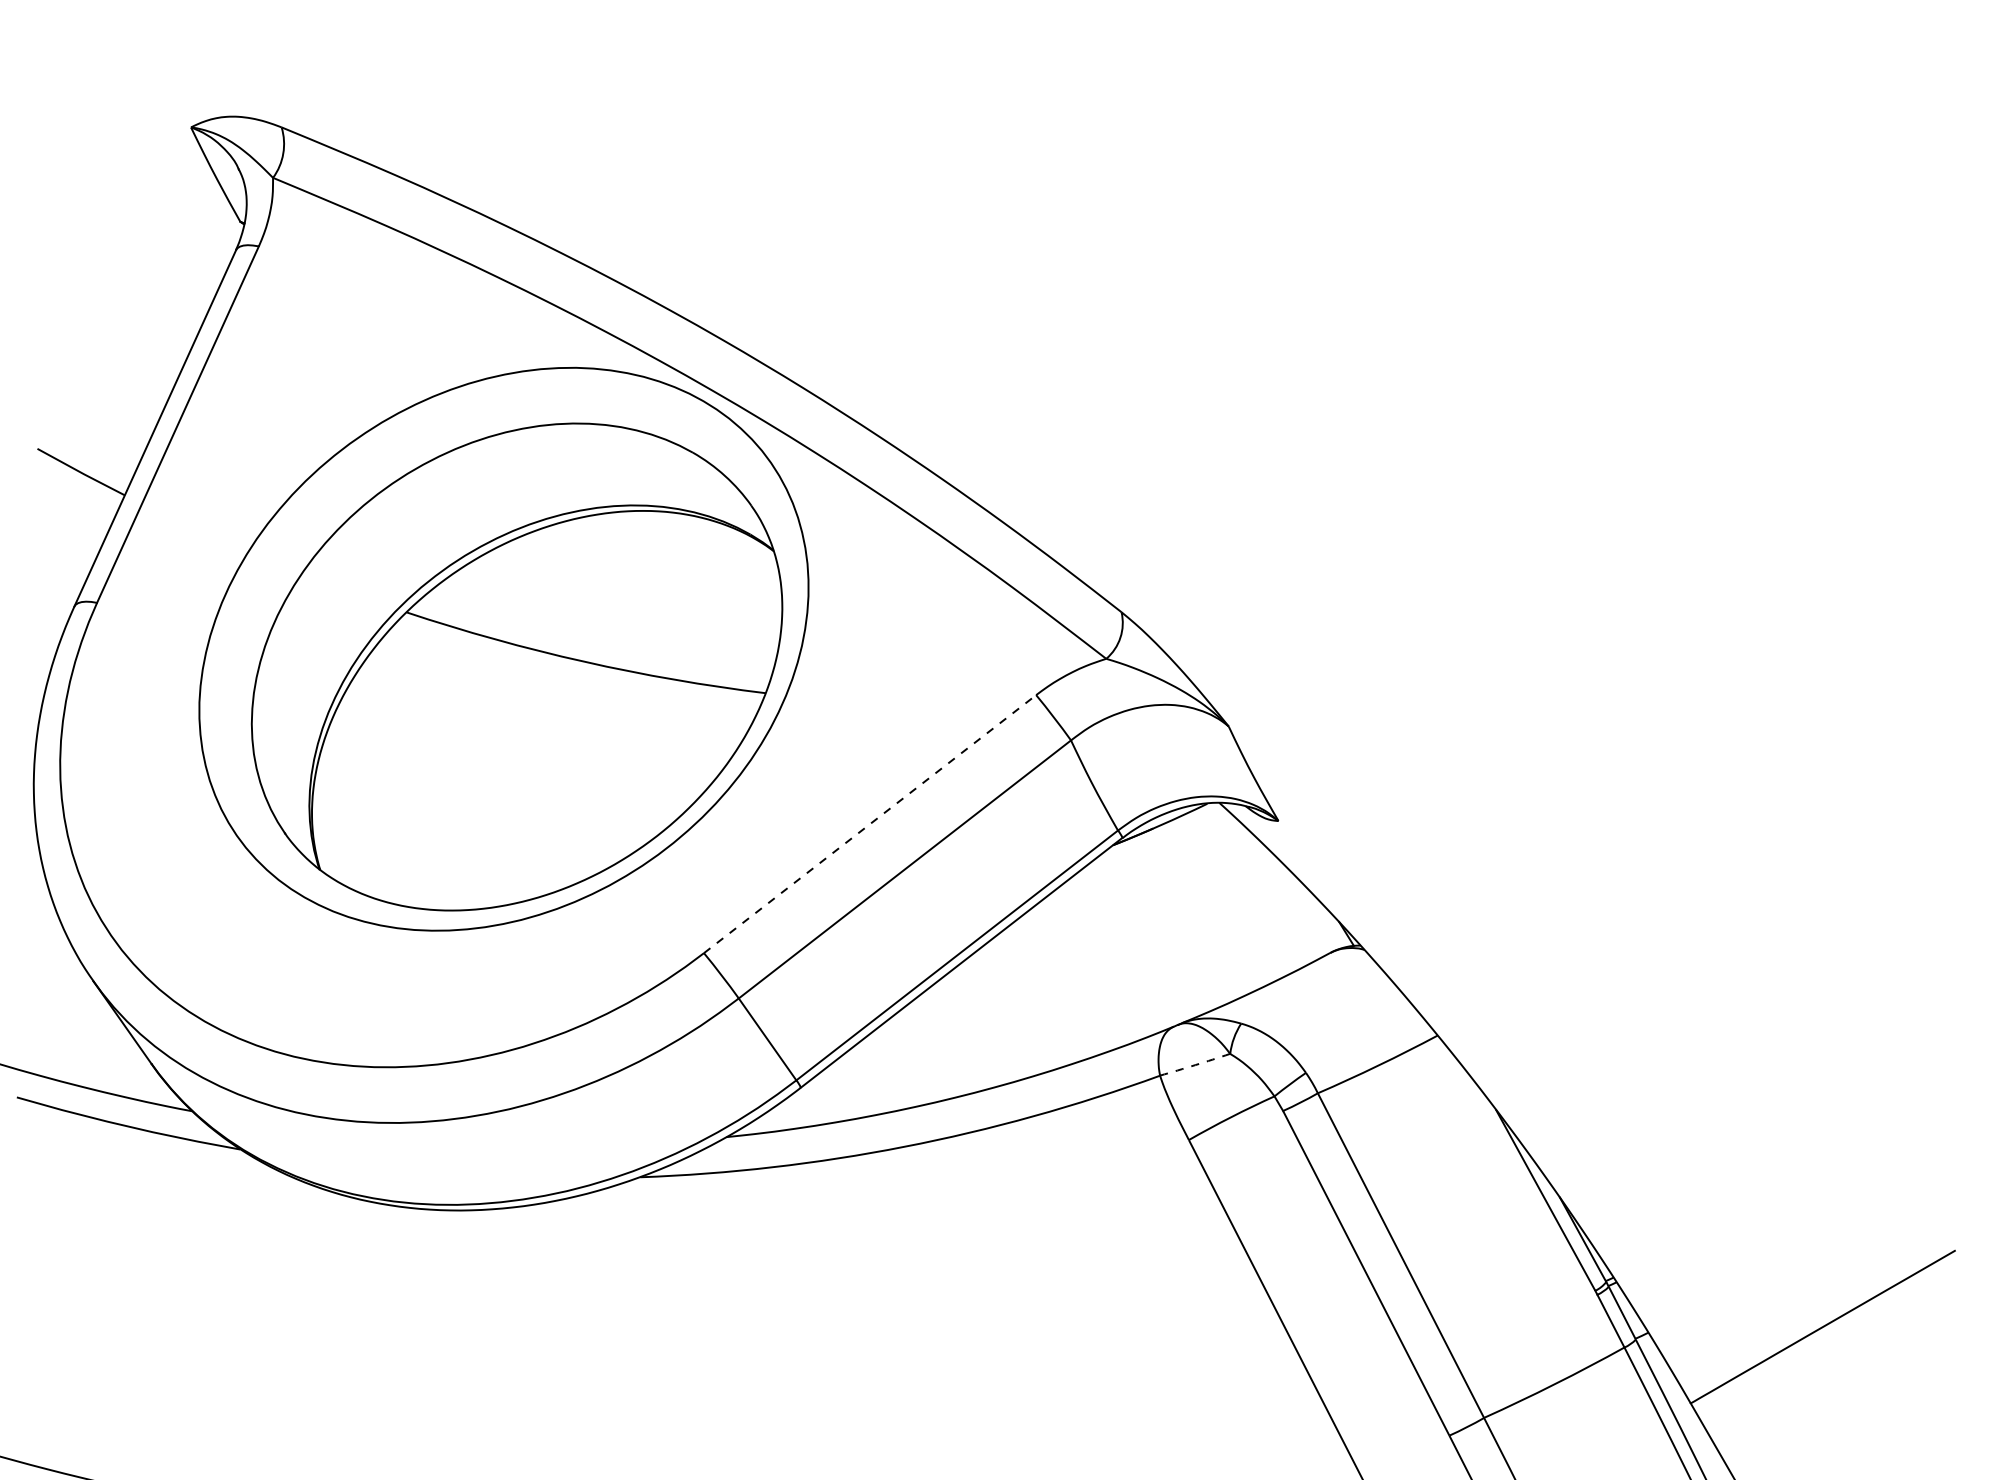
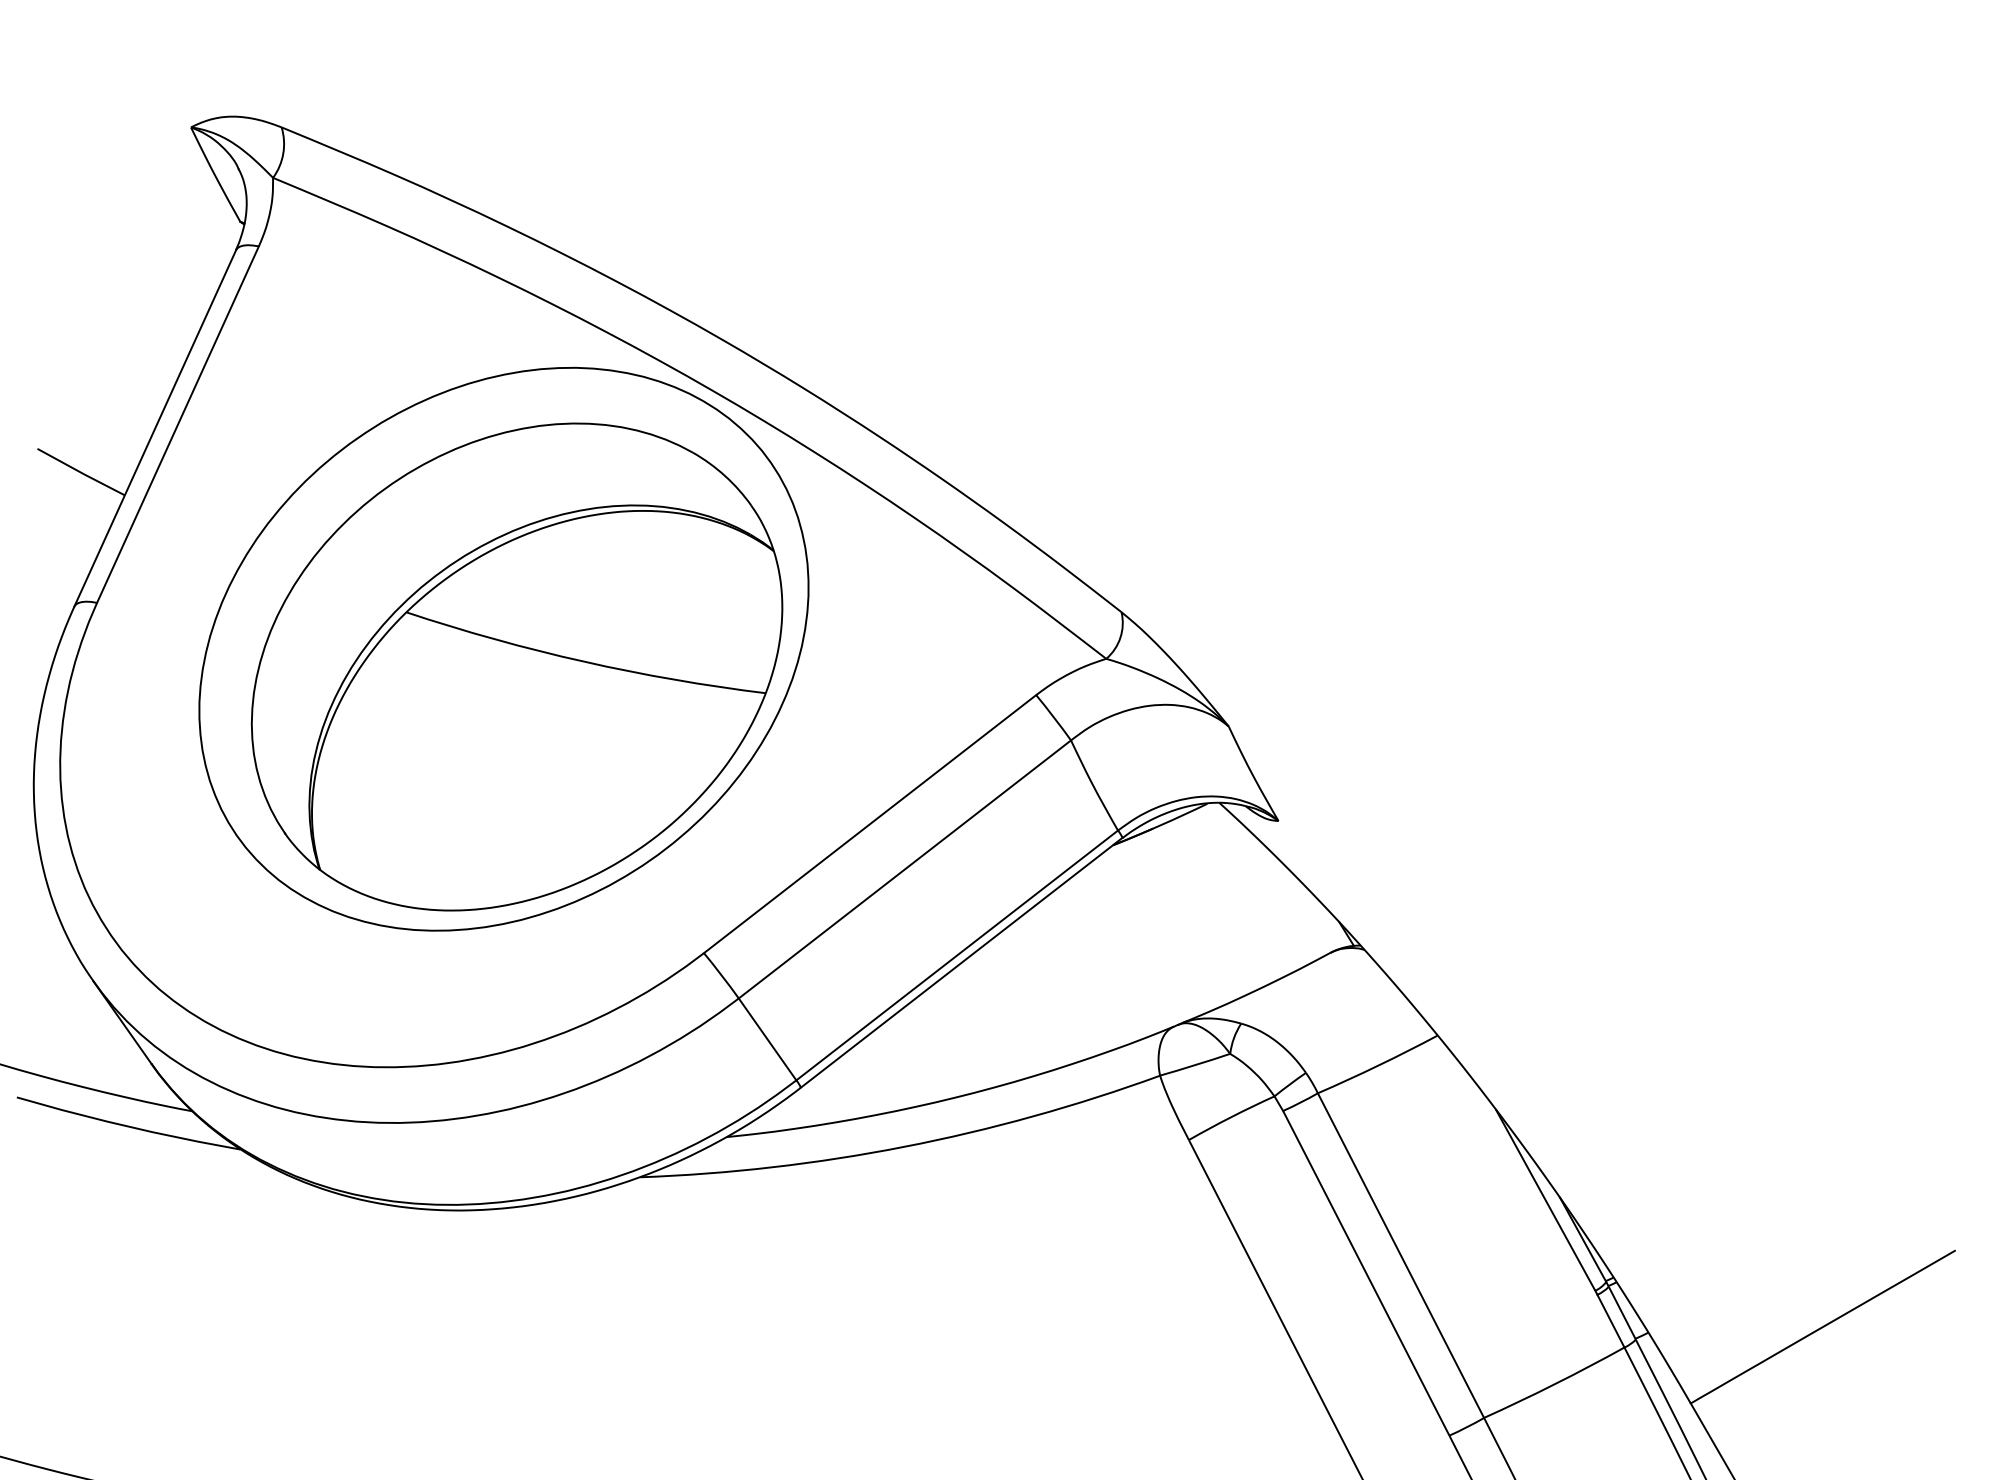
line: dashed -> solid (870, 823)
arc: dashed -> solid (1195, 1065)
